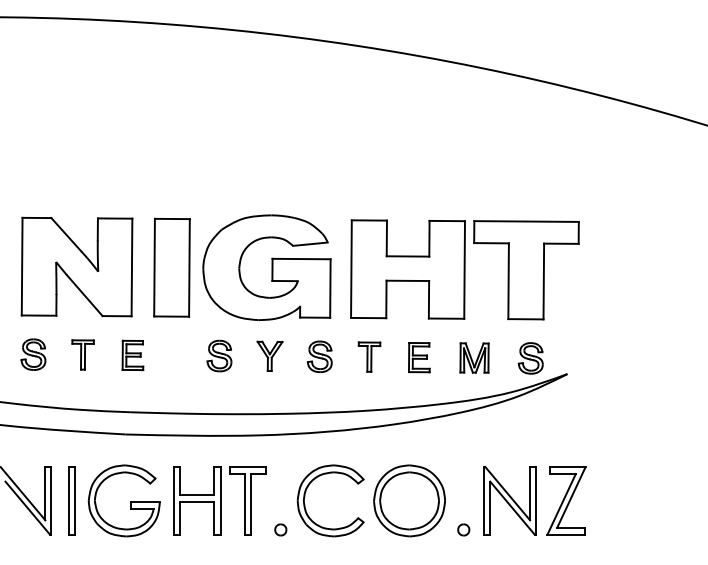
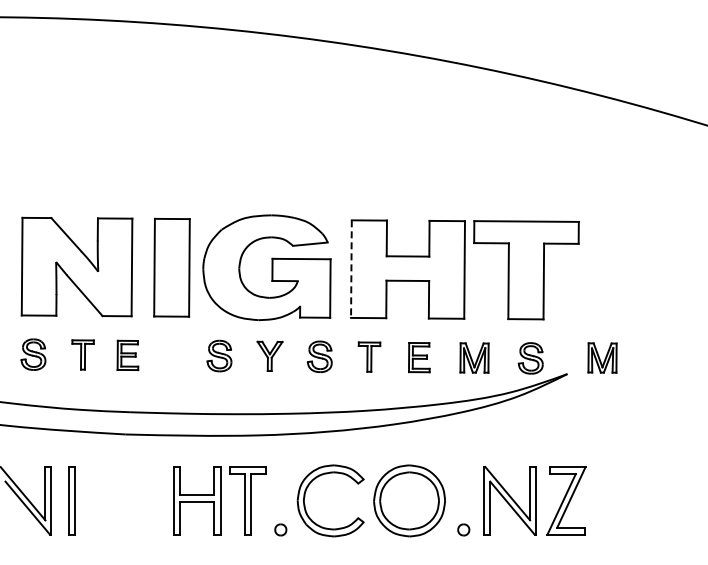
line: solid -> dashed (351, 269)
part position: (132, 355) -> (127, 355) (127, 355)
part: none -> present (602, 357)
part: present -> none (130, 501)
